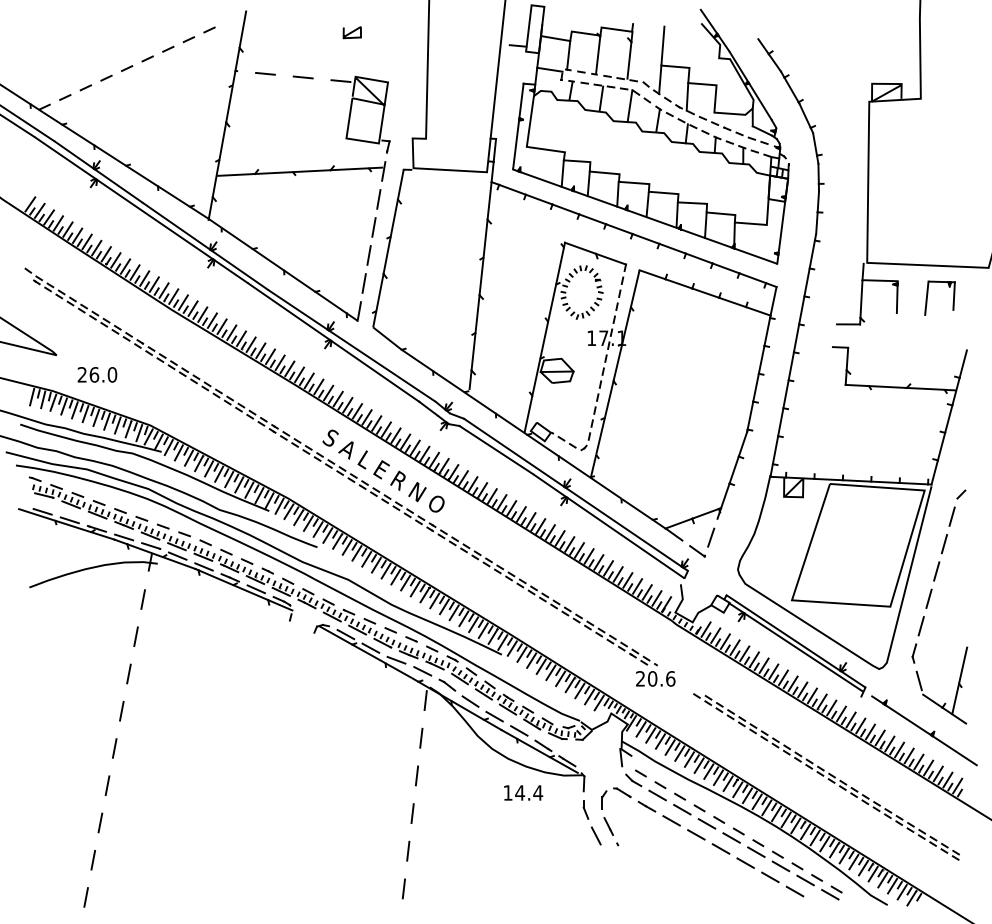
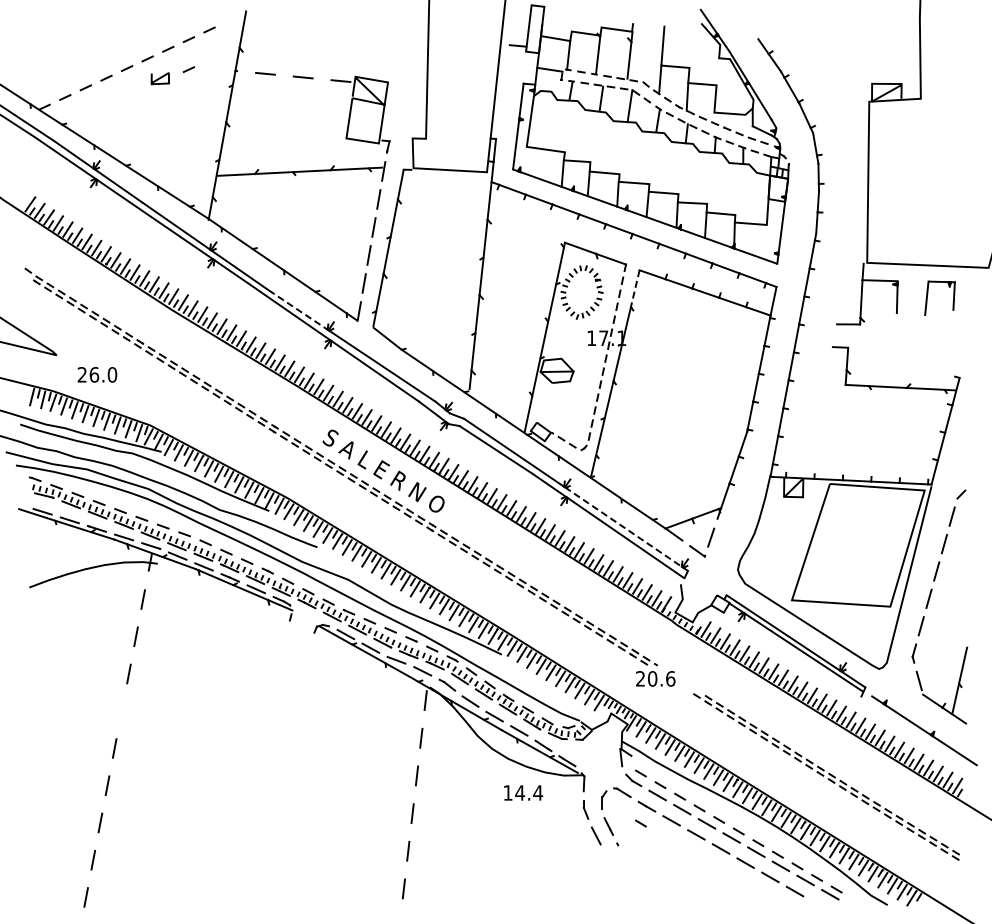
line position: (351, 32) -> (159, 78) (159, 78)
line: none -> present (188, 69)
line: solid -> dashed (635, 289)
line: solid -> dashed (298, 310)
line: present -> none (962, 363)
line: solid -> dashed (623, 527)
line: present -> none (121, 711)
line: none -> present (640, 823)
